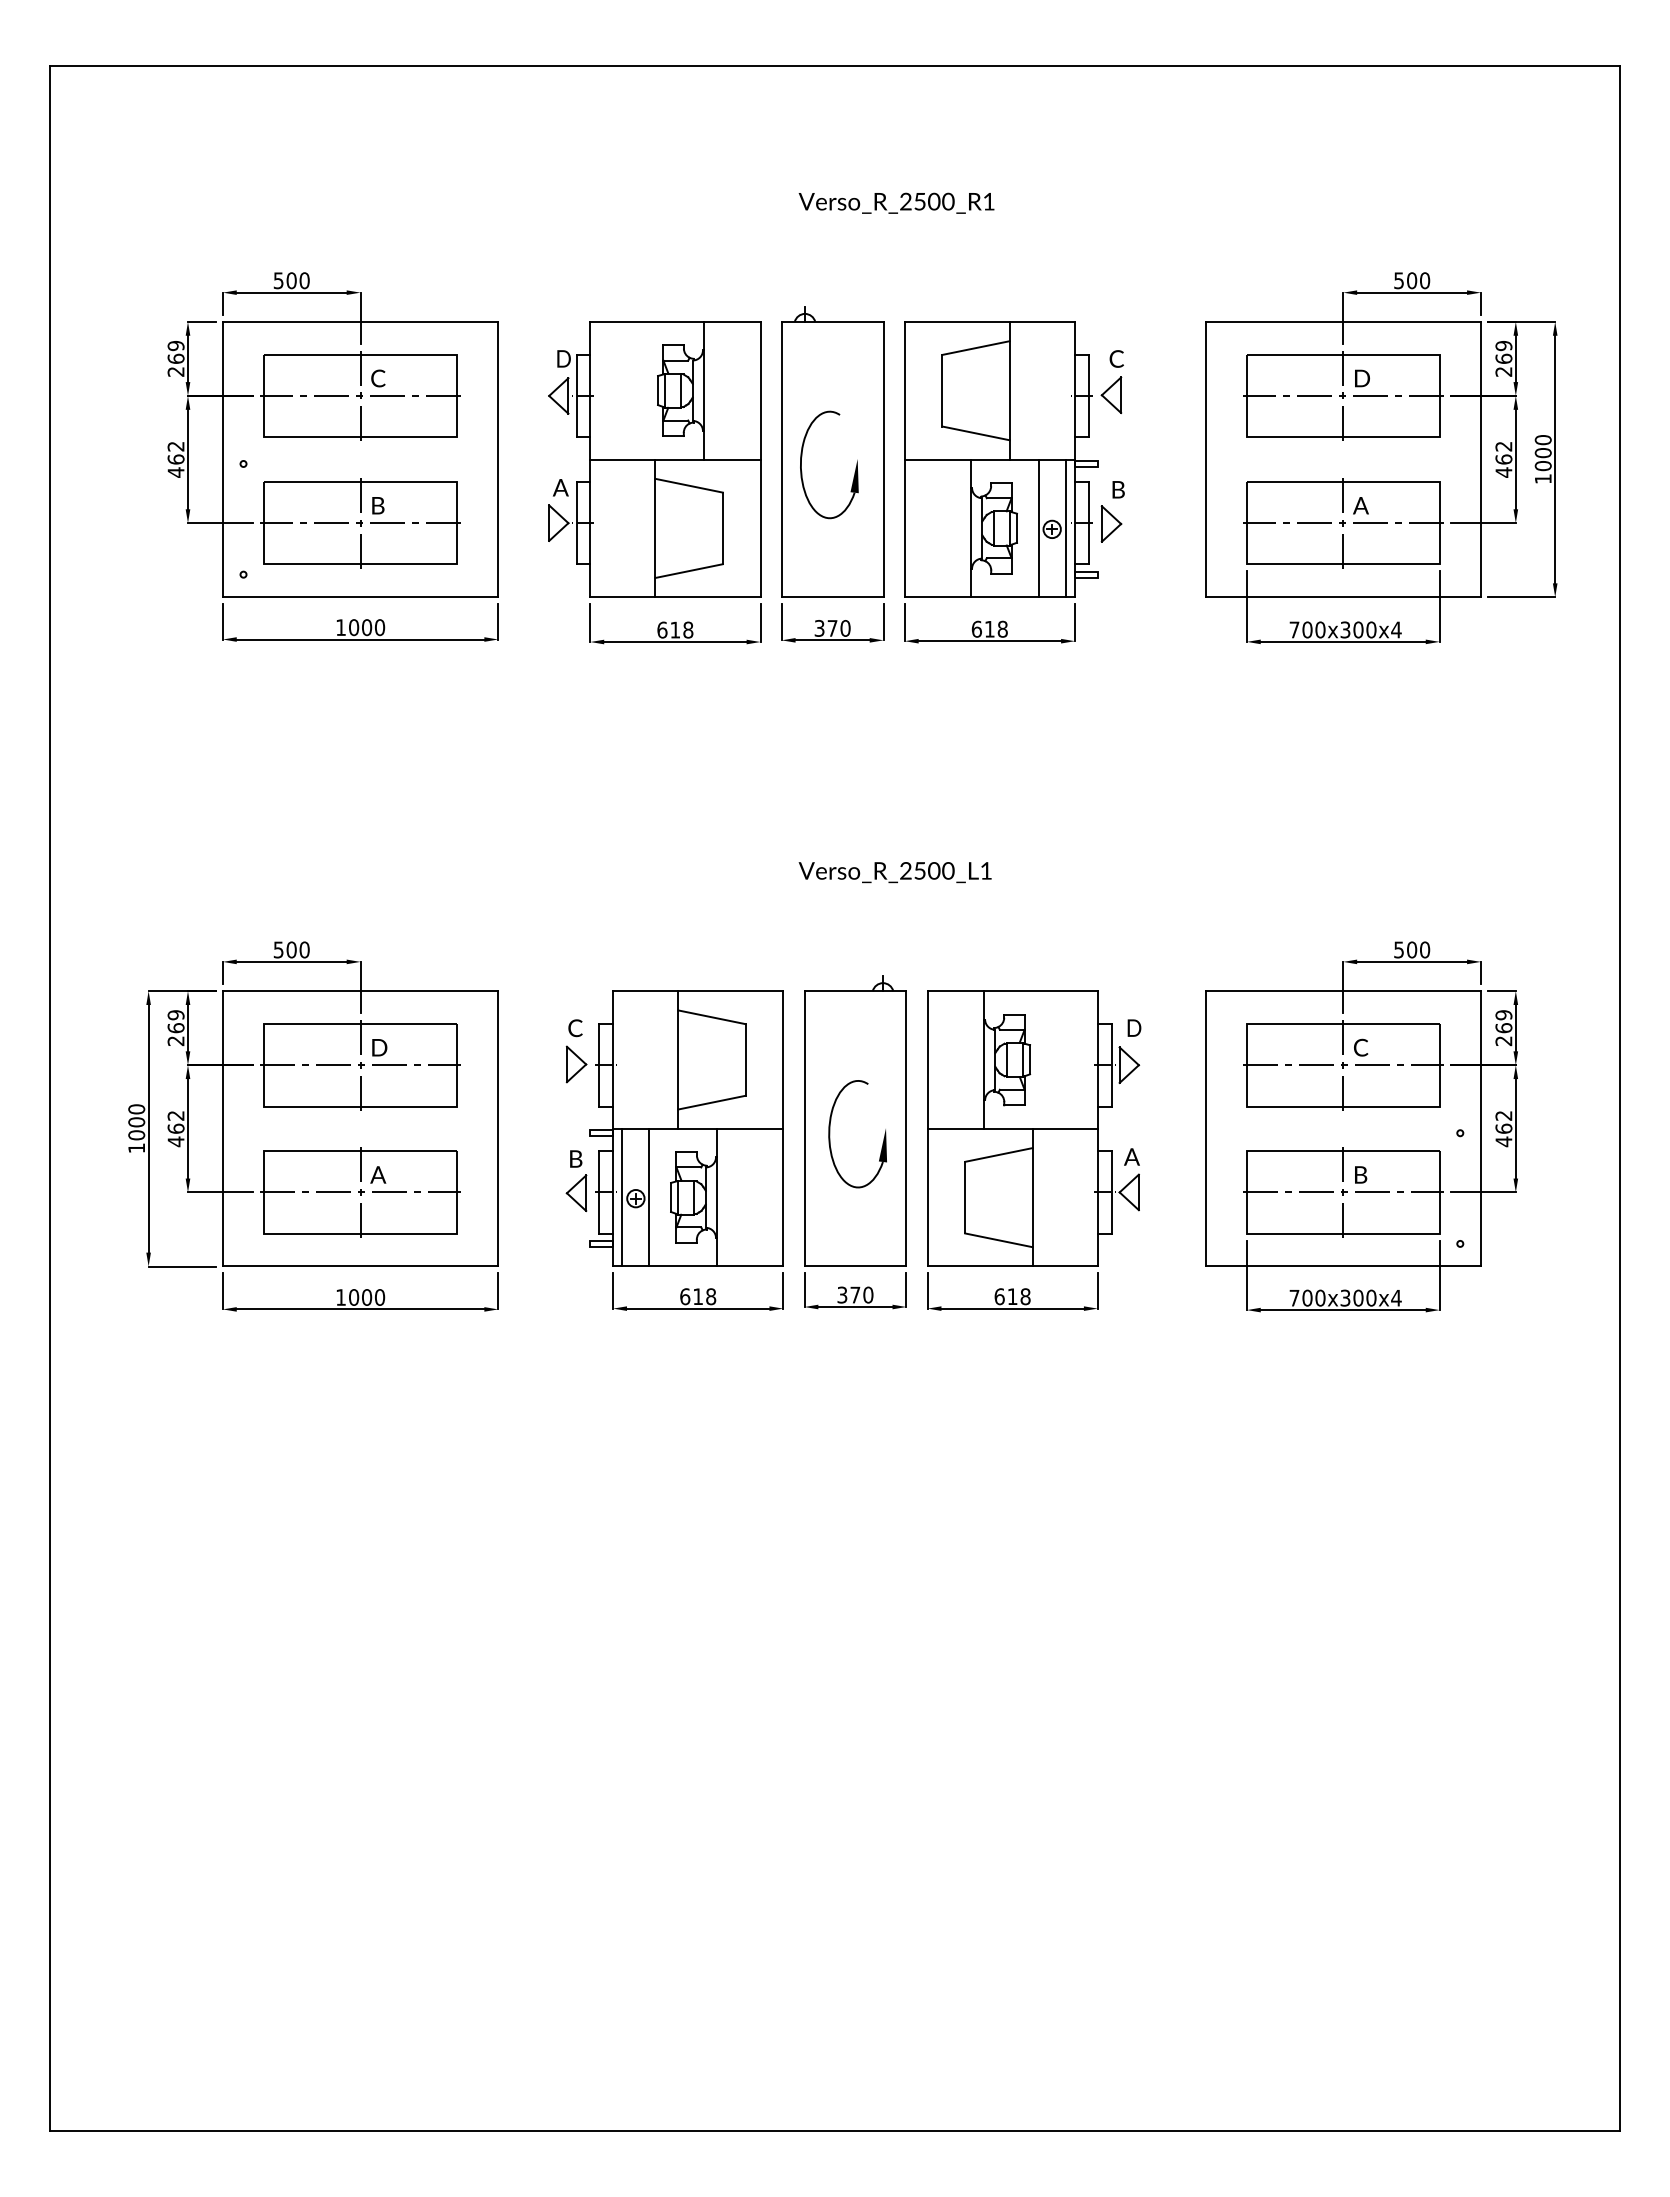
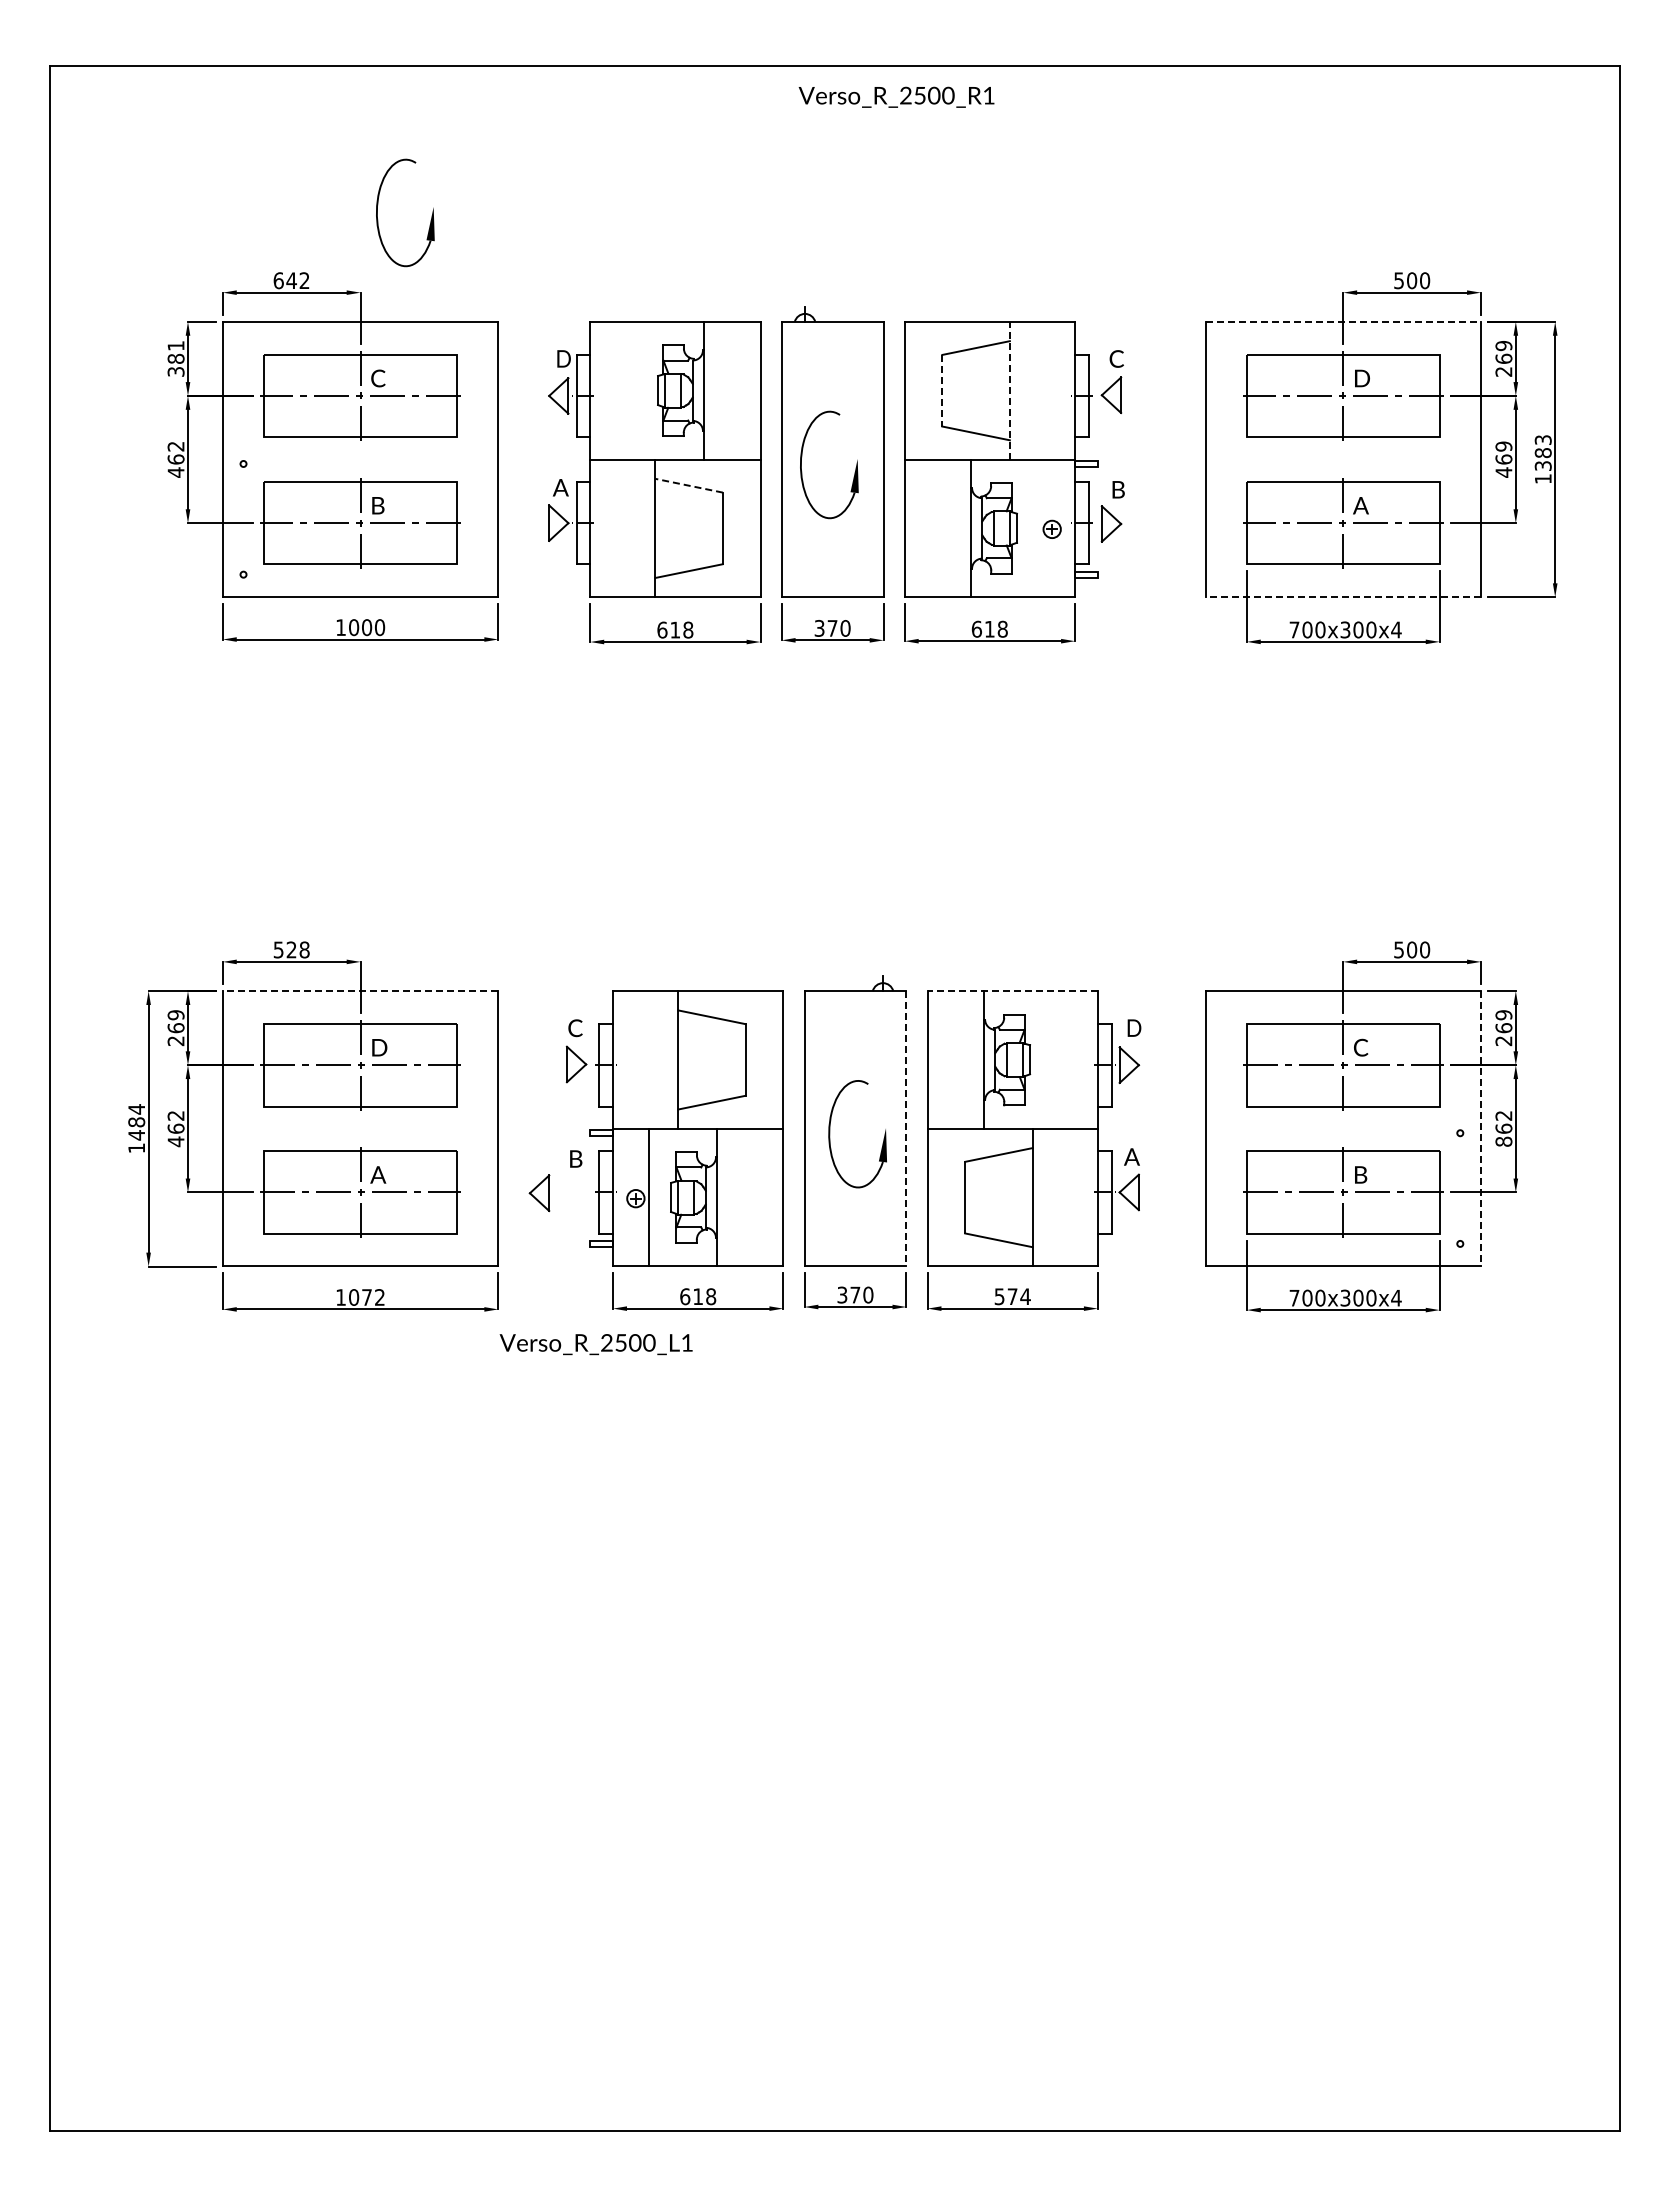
text position: (896, 202) -> (896, 96) (896, 96)
part: none -> present (431, 215)
text: 500 -> 642 (291, 280)
line: solid -> dashed (1343, 321)
text: 269 -> 381 (175, 358)
line: solid -> dashed (942, 390)
line: solid -> dashed (1009, 390)
text: 462 -> 469 (1503, 446)
text: 1000 -> 1383 (1542, 453)
line: solid -> dashed (688, 485)
line: present -> none (1038, 528)
line: present -> none (1065, 528)
line: solid -> dashed (1343, 597)
text position: (894, 872) -> (595, 1344) (595, 1344)
text: 500 -> 528 (297, 949)
line: solid -> dashed (360, 991)
line: solid -> dashed (1012, 991)
text: 1000 -> 1484 (136, 1122)
line: solid -> dashed (906, 1128)
line: solid -> dashed (1480, 1128)
text: 462 -> 862 (1503, 1141)
part position: (576, 1193) -> (539, 1193) (539, 1193)
line: present -> none (622, 1197)
text: 618 -> 574 (1012, 1296)
text: 1000 -> 1072 (373, 1297)
